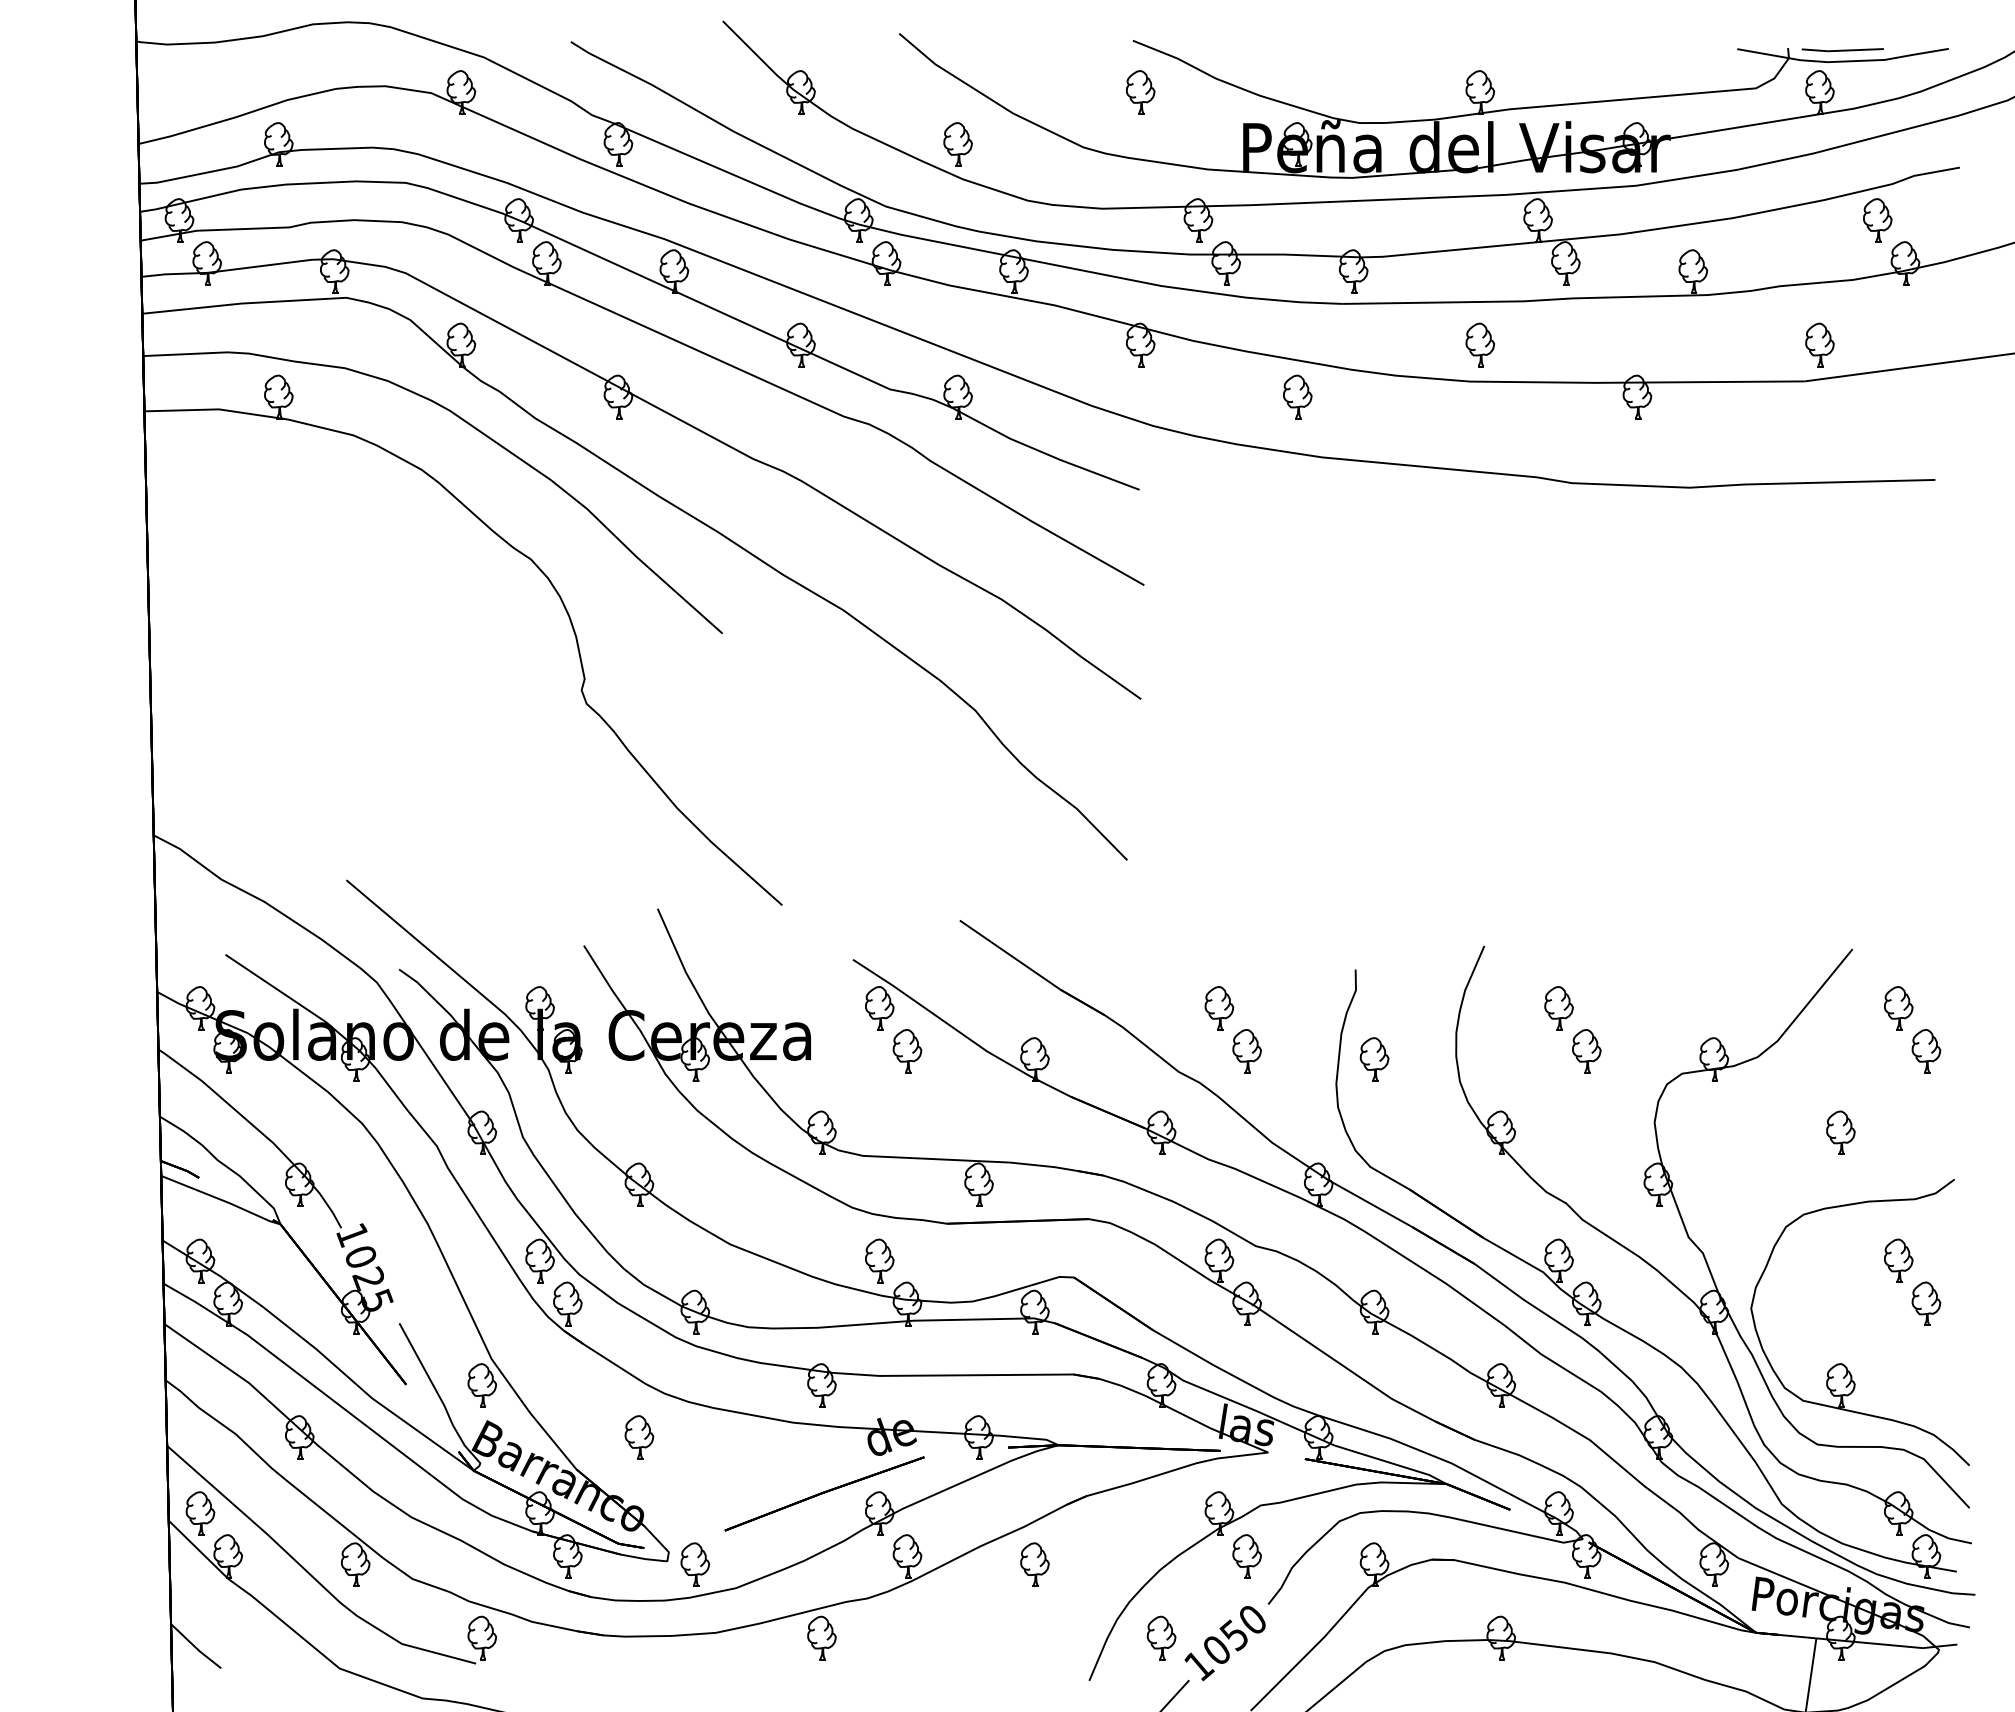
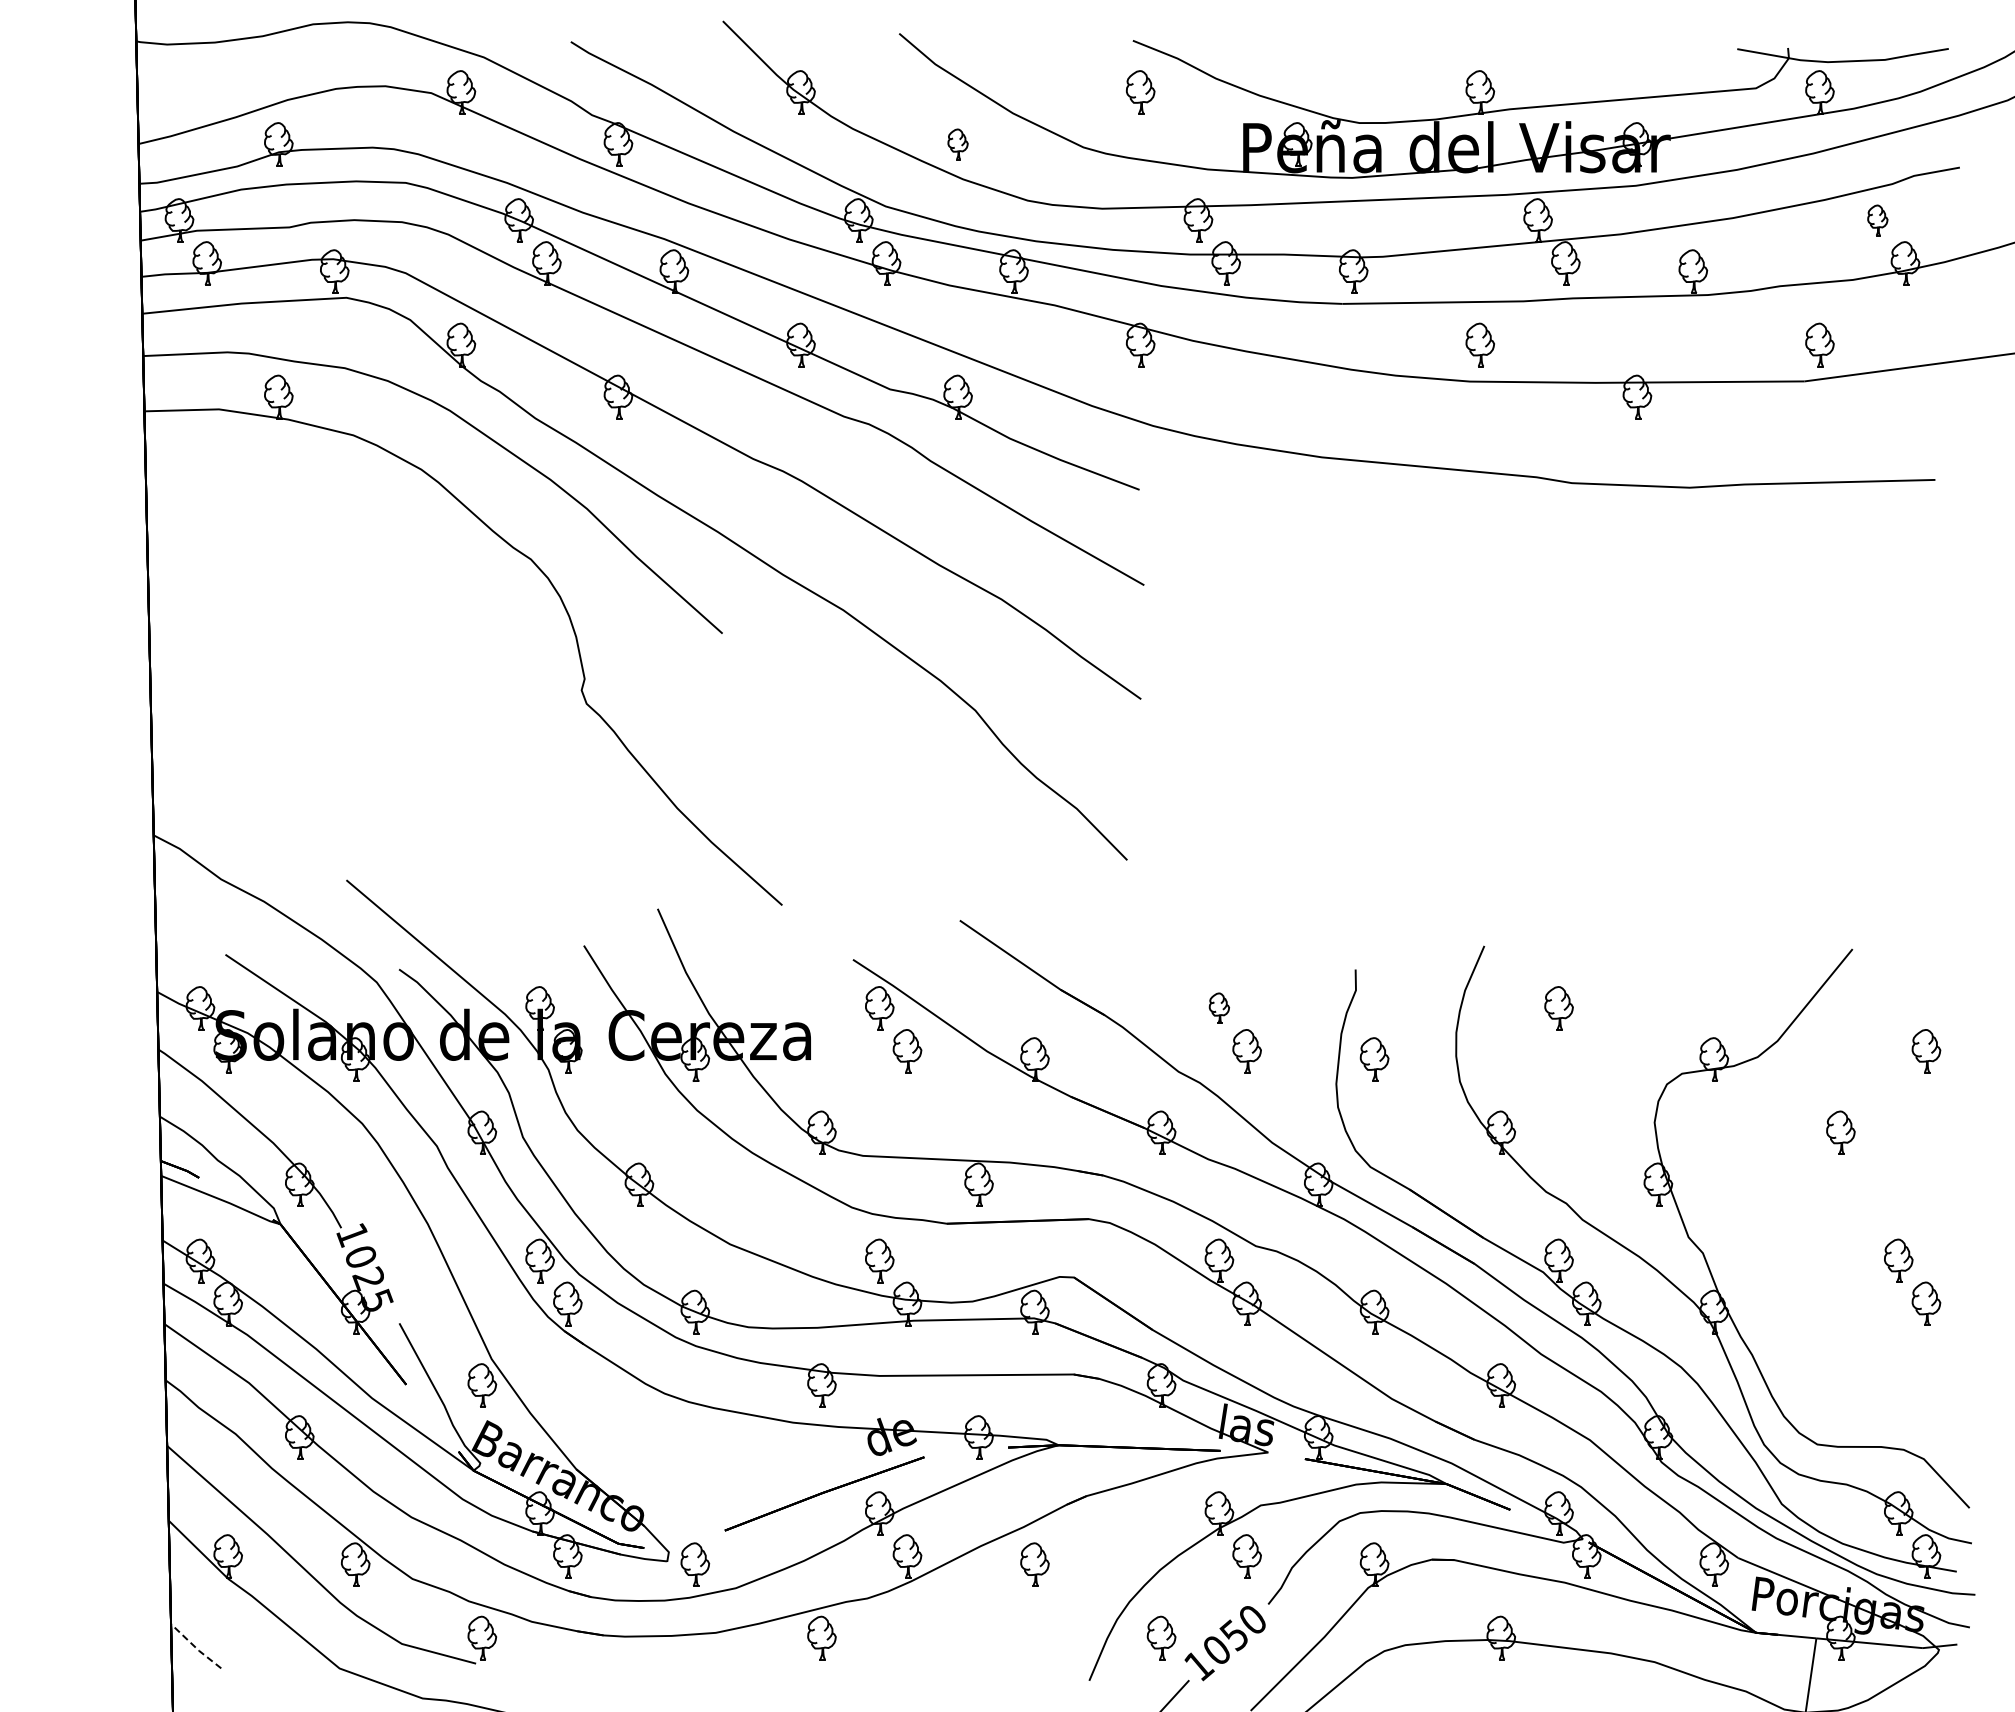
line: present -> none (1842, 50)
part size: 30x45 px -> 22x33 px (957, 144)
part size: 30x45 px -> 22x33 px (1877, 220)
part: present -> none (1297, 396)
part size: 31x45 px -> 22x32 px (1218, 1007)
part: present -> none (1898, 1008)
part: present -> none (1586, 1051)
part: present -> none (1842, 1363)
part: present -> none (639, 1437)
part: present -> none (200, 1513)
line: solid -> dashed (195, 1647)
